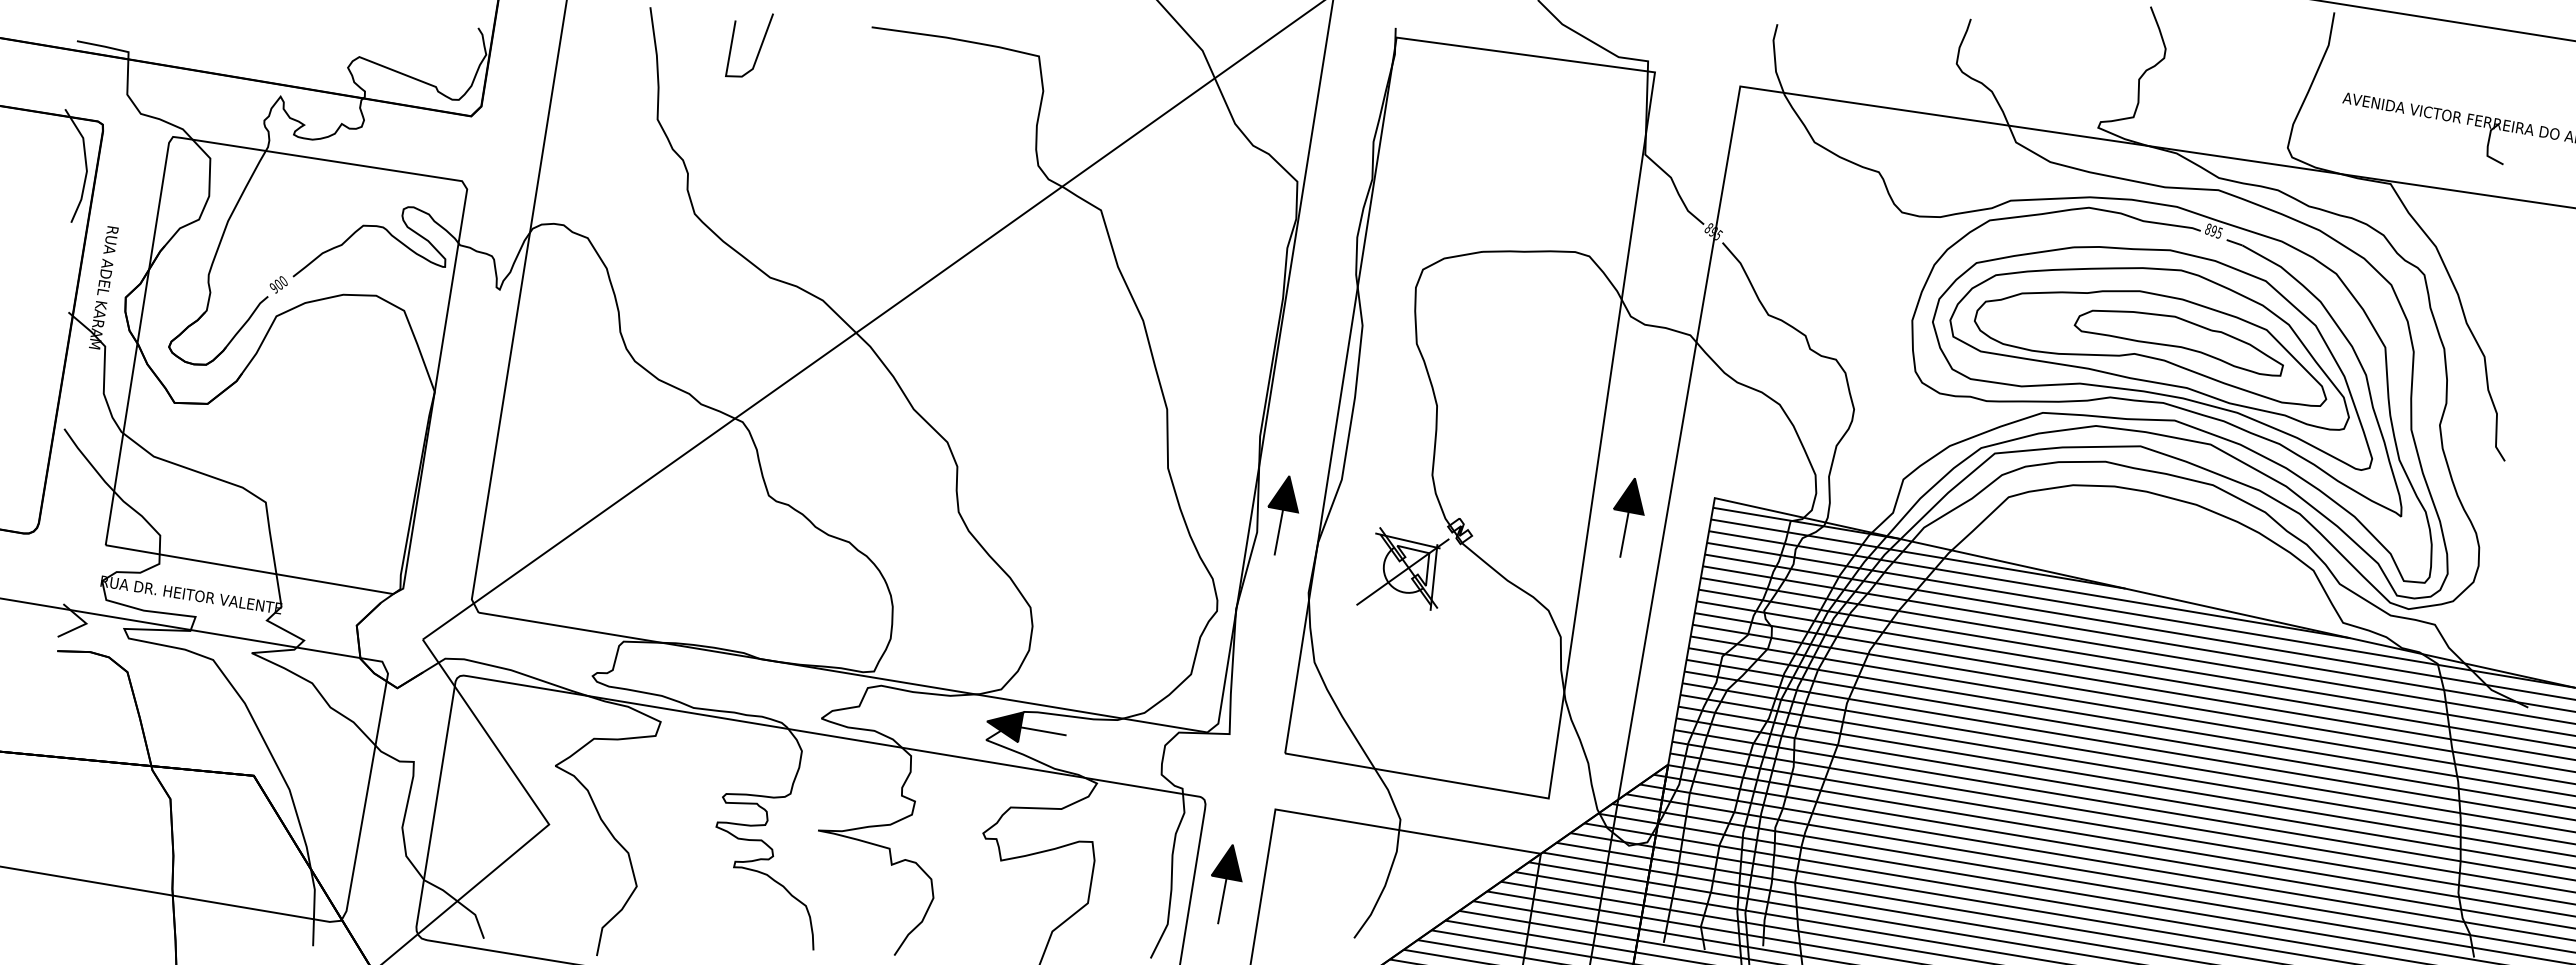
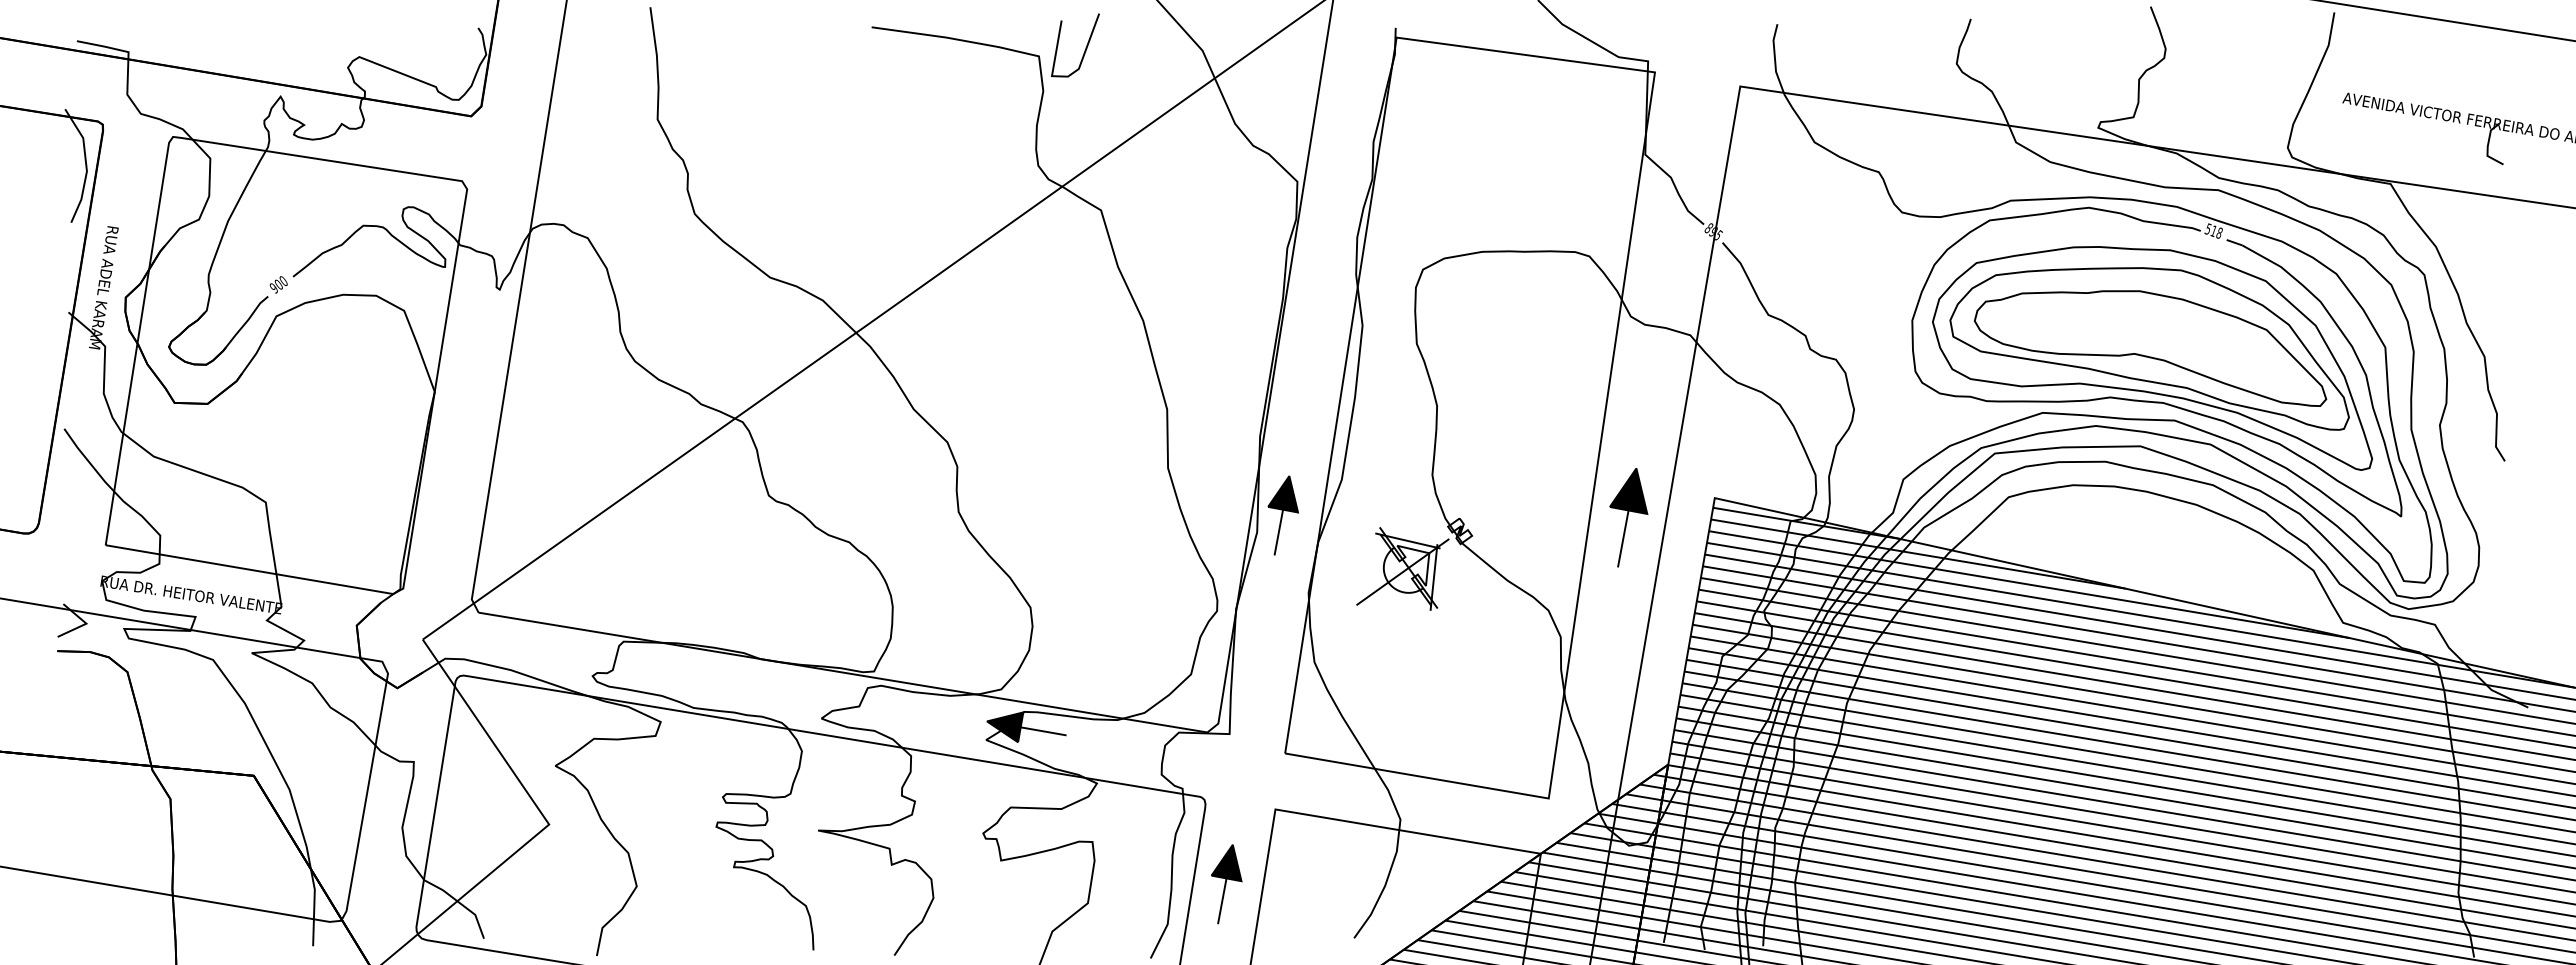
curve position: (759, 47) -> (1085, 47) (1085, 47)
text: 895 -> 518 (2213, 230)
part: present -> none (2178, 342)
part size: 32x80 px -> 40x100 px (1628, 517)
